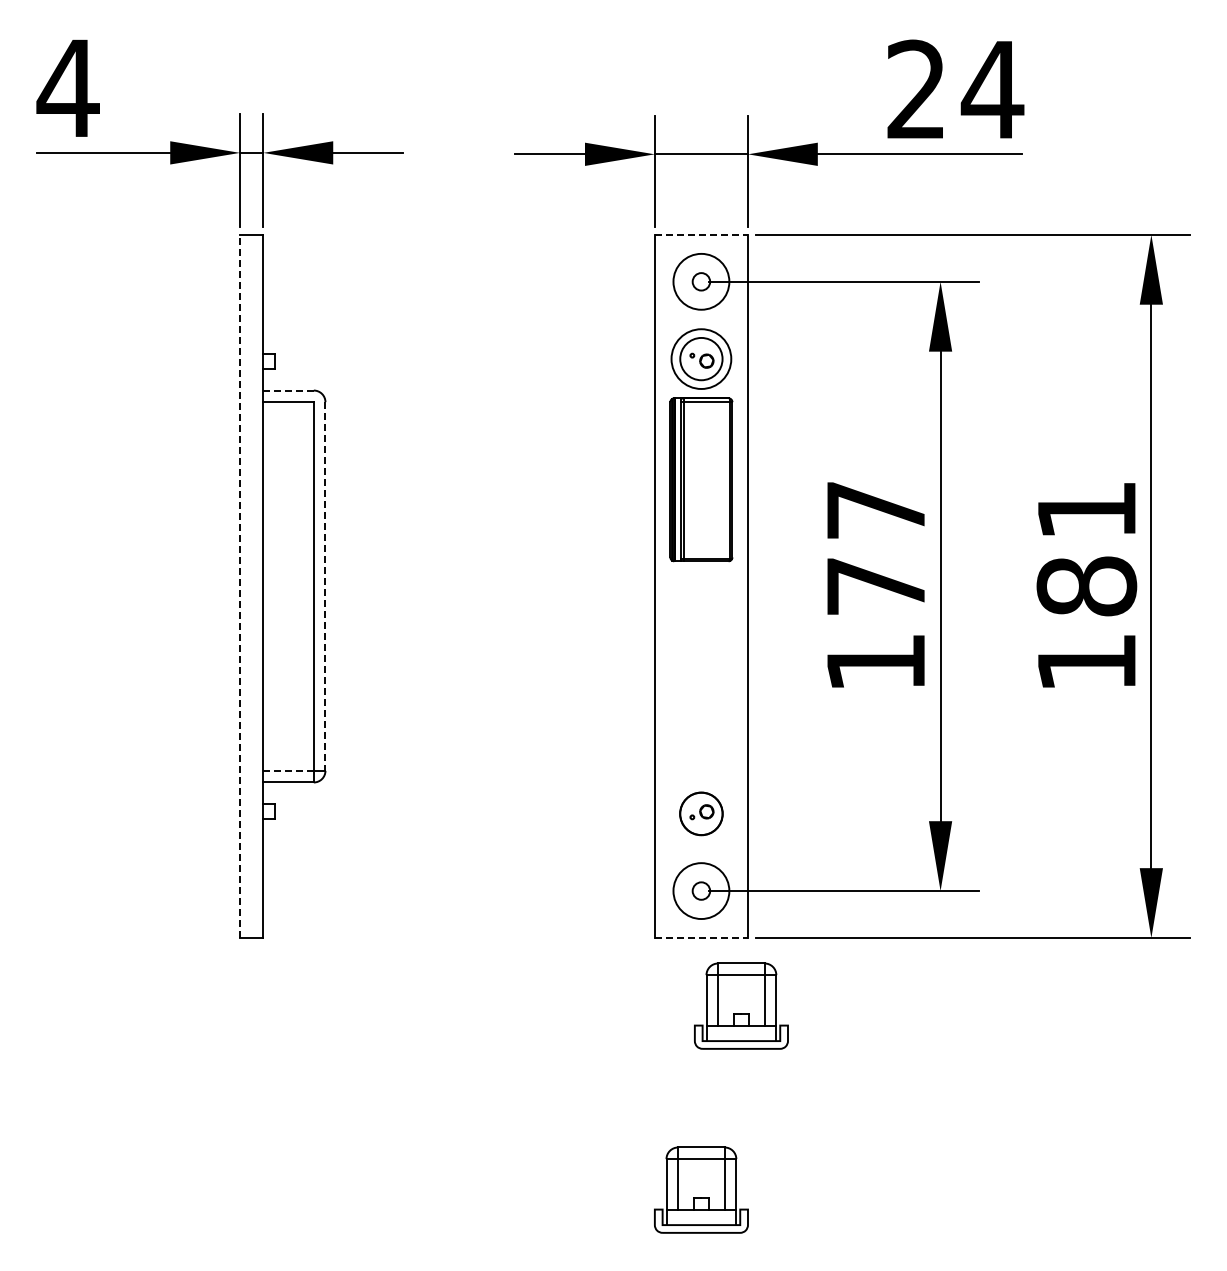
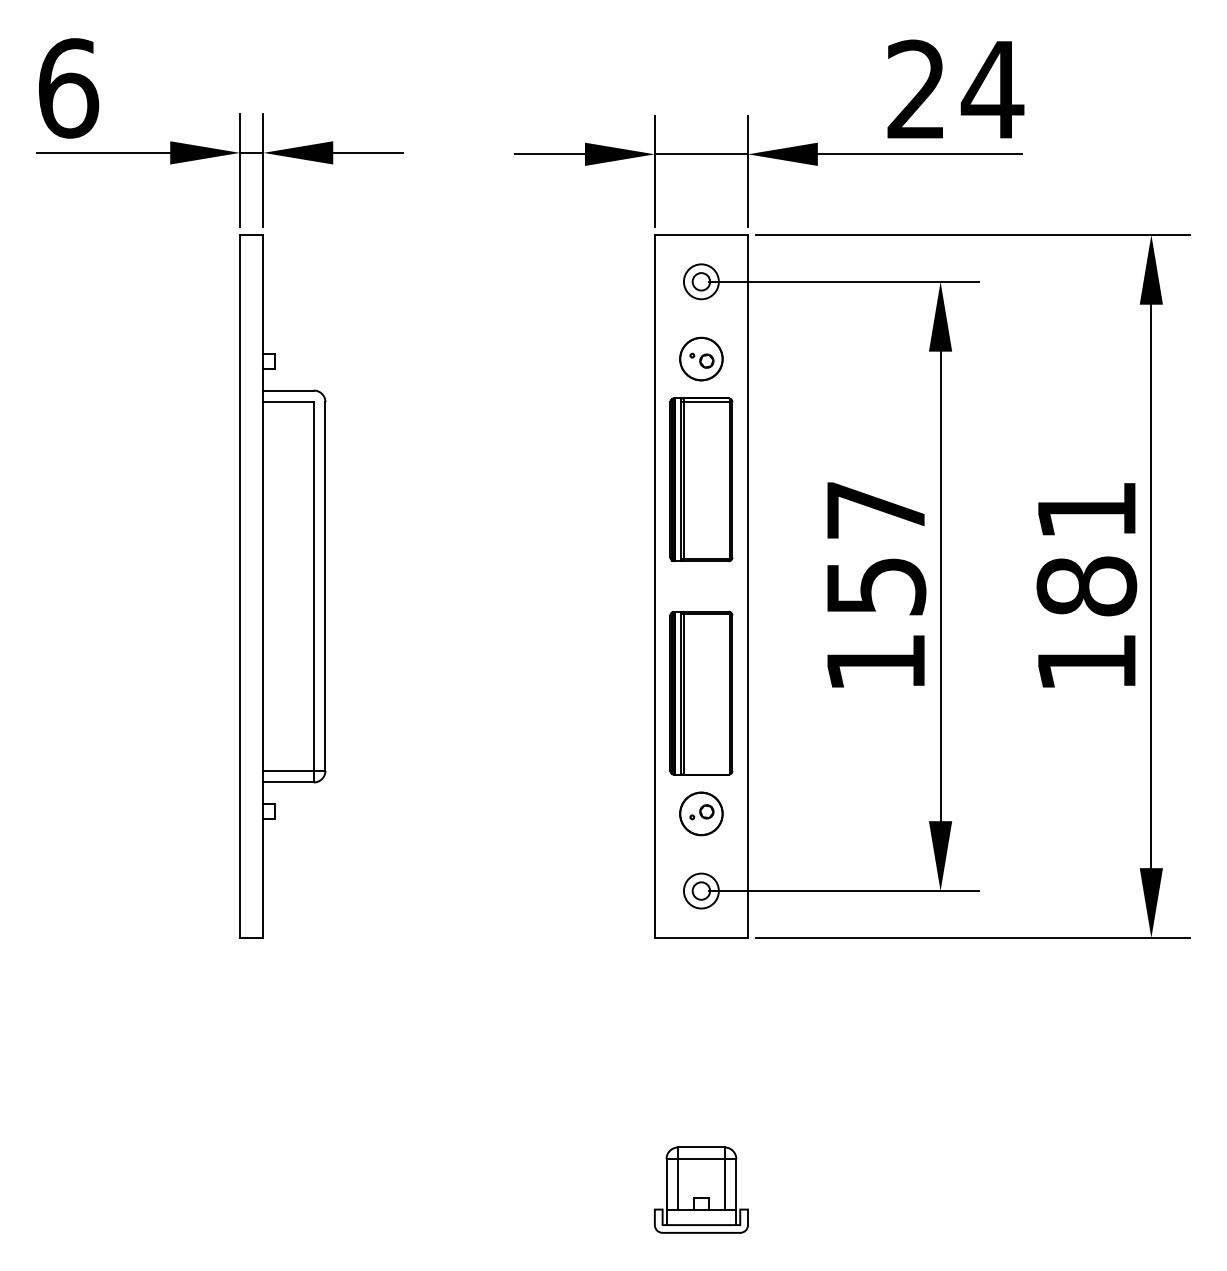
text: 4 -> 6 (67, 88)
line: dashed -> solid (701, 234)
circle diameter: 56 px -> 35 px (700, 281)
circle diameter: 60 px -> 43 px (701, 358)
line: dashed -> solid (289, 390)
line: dashed -> solid (240, 586)
text: 177 -> 157 (876, 586)
line: dashed -> solid (325, 587)
part: none -> present (701, 692)
line: dashed -> solid (289, 770)
circle diameter: 56 px -> 35 px (700, 890)
line: dashed -> solid (701, 938)
part: present -> none (741, 1005)
